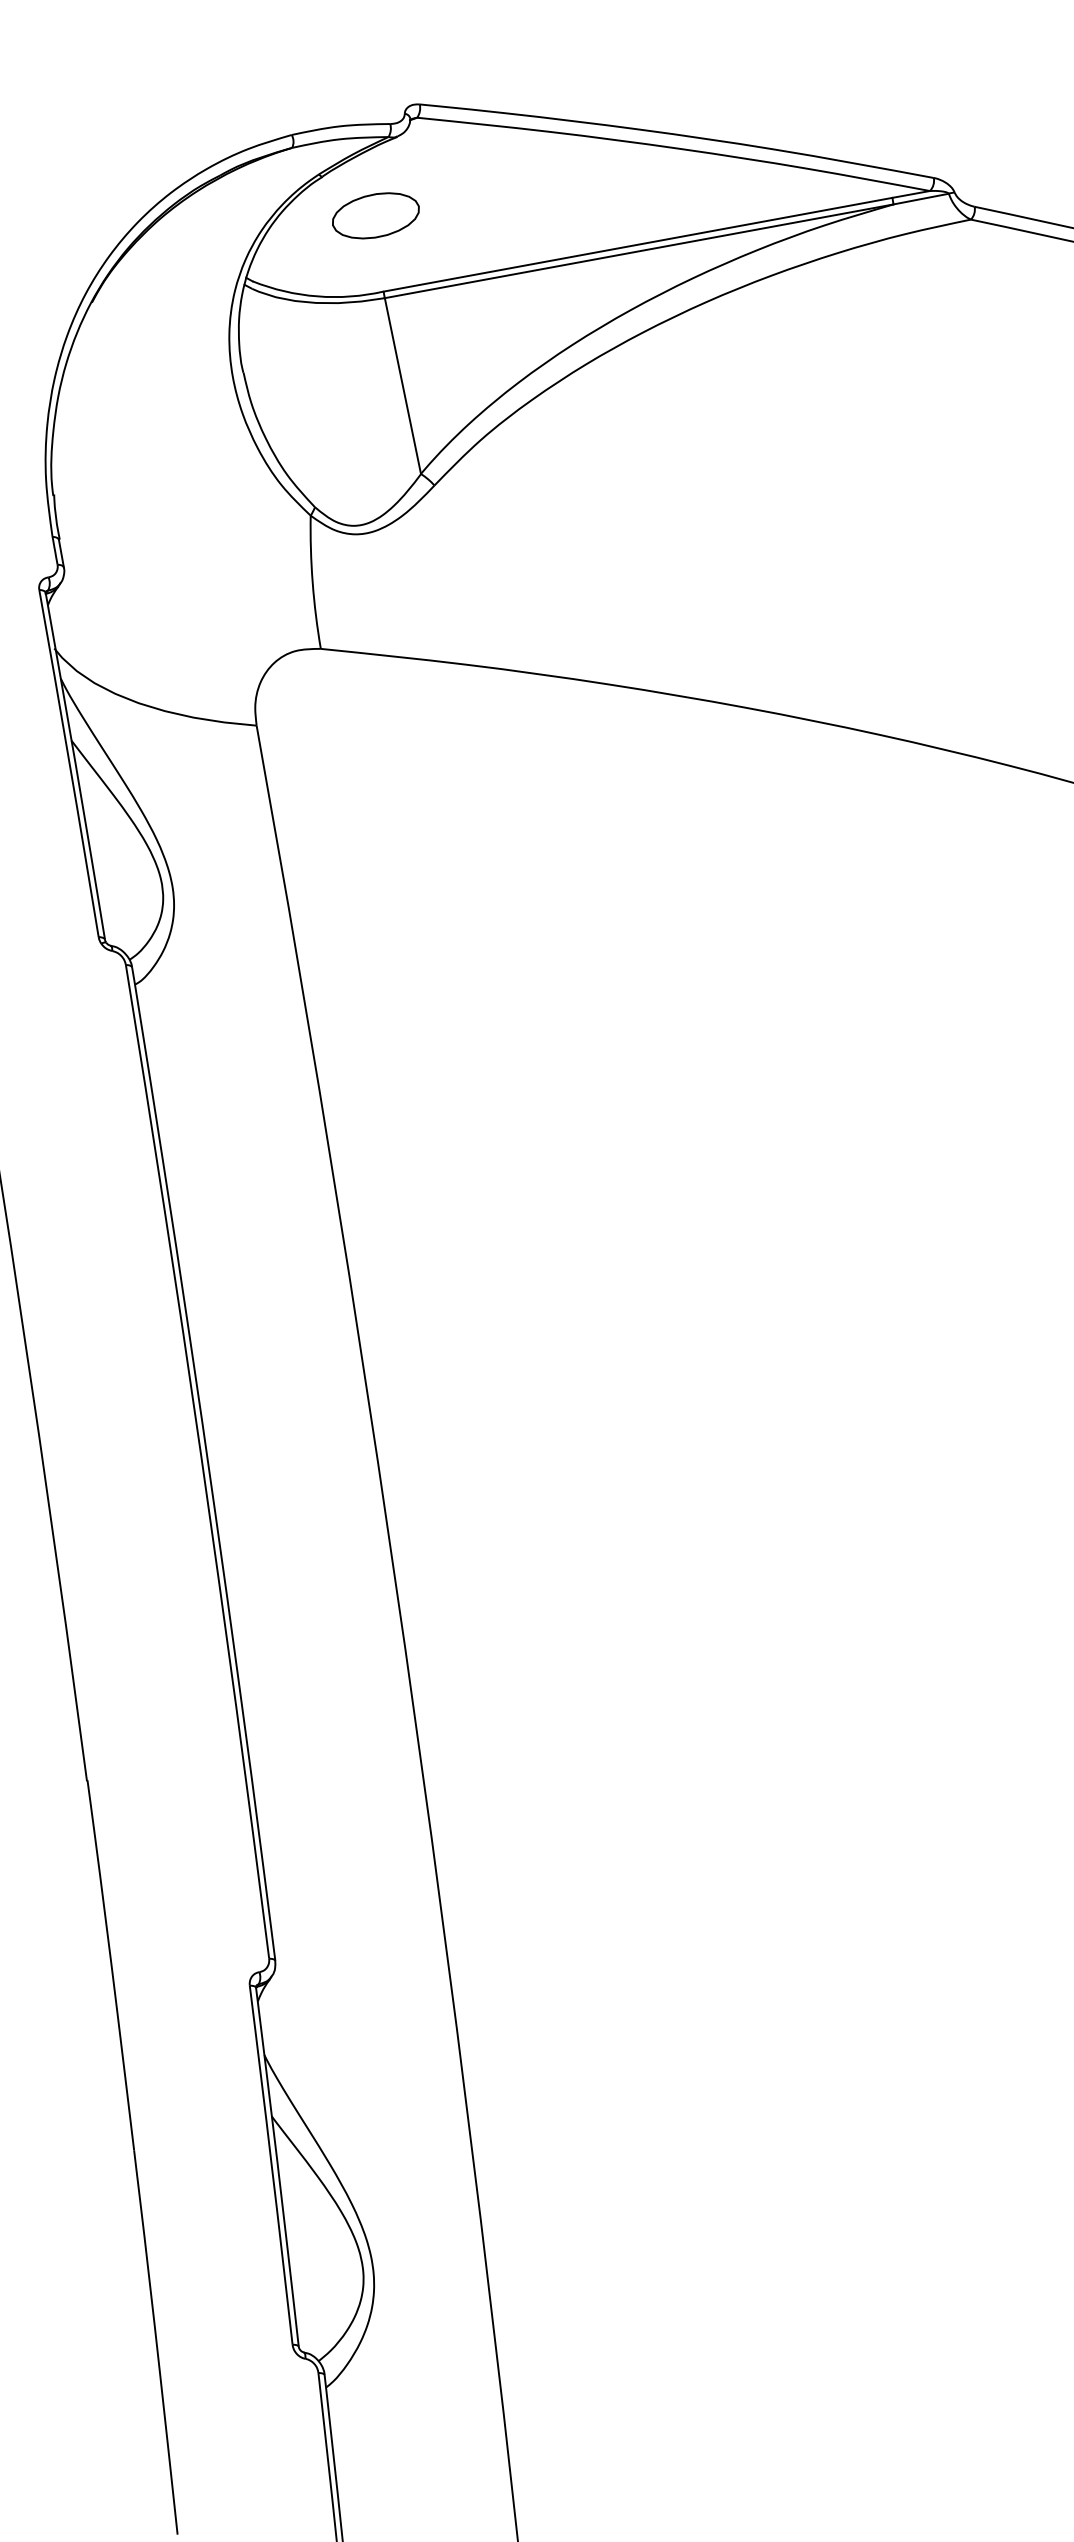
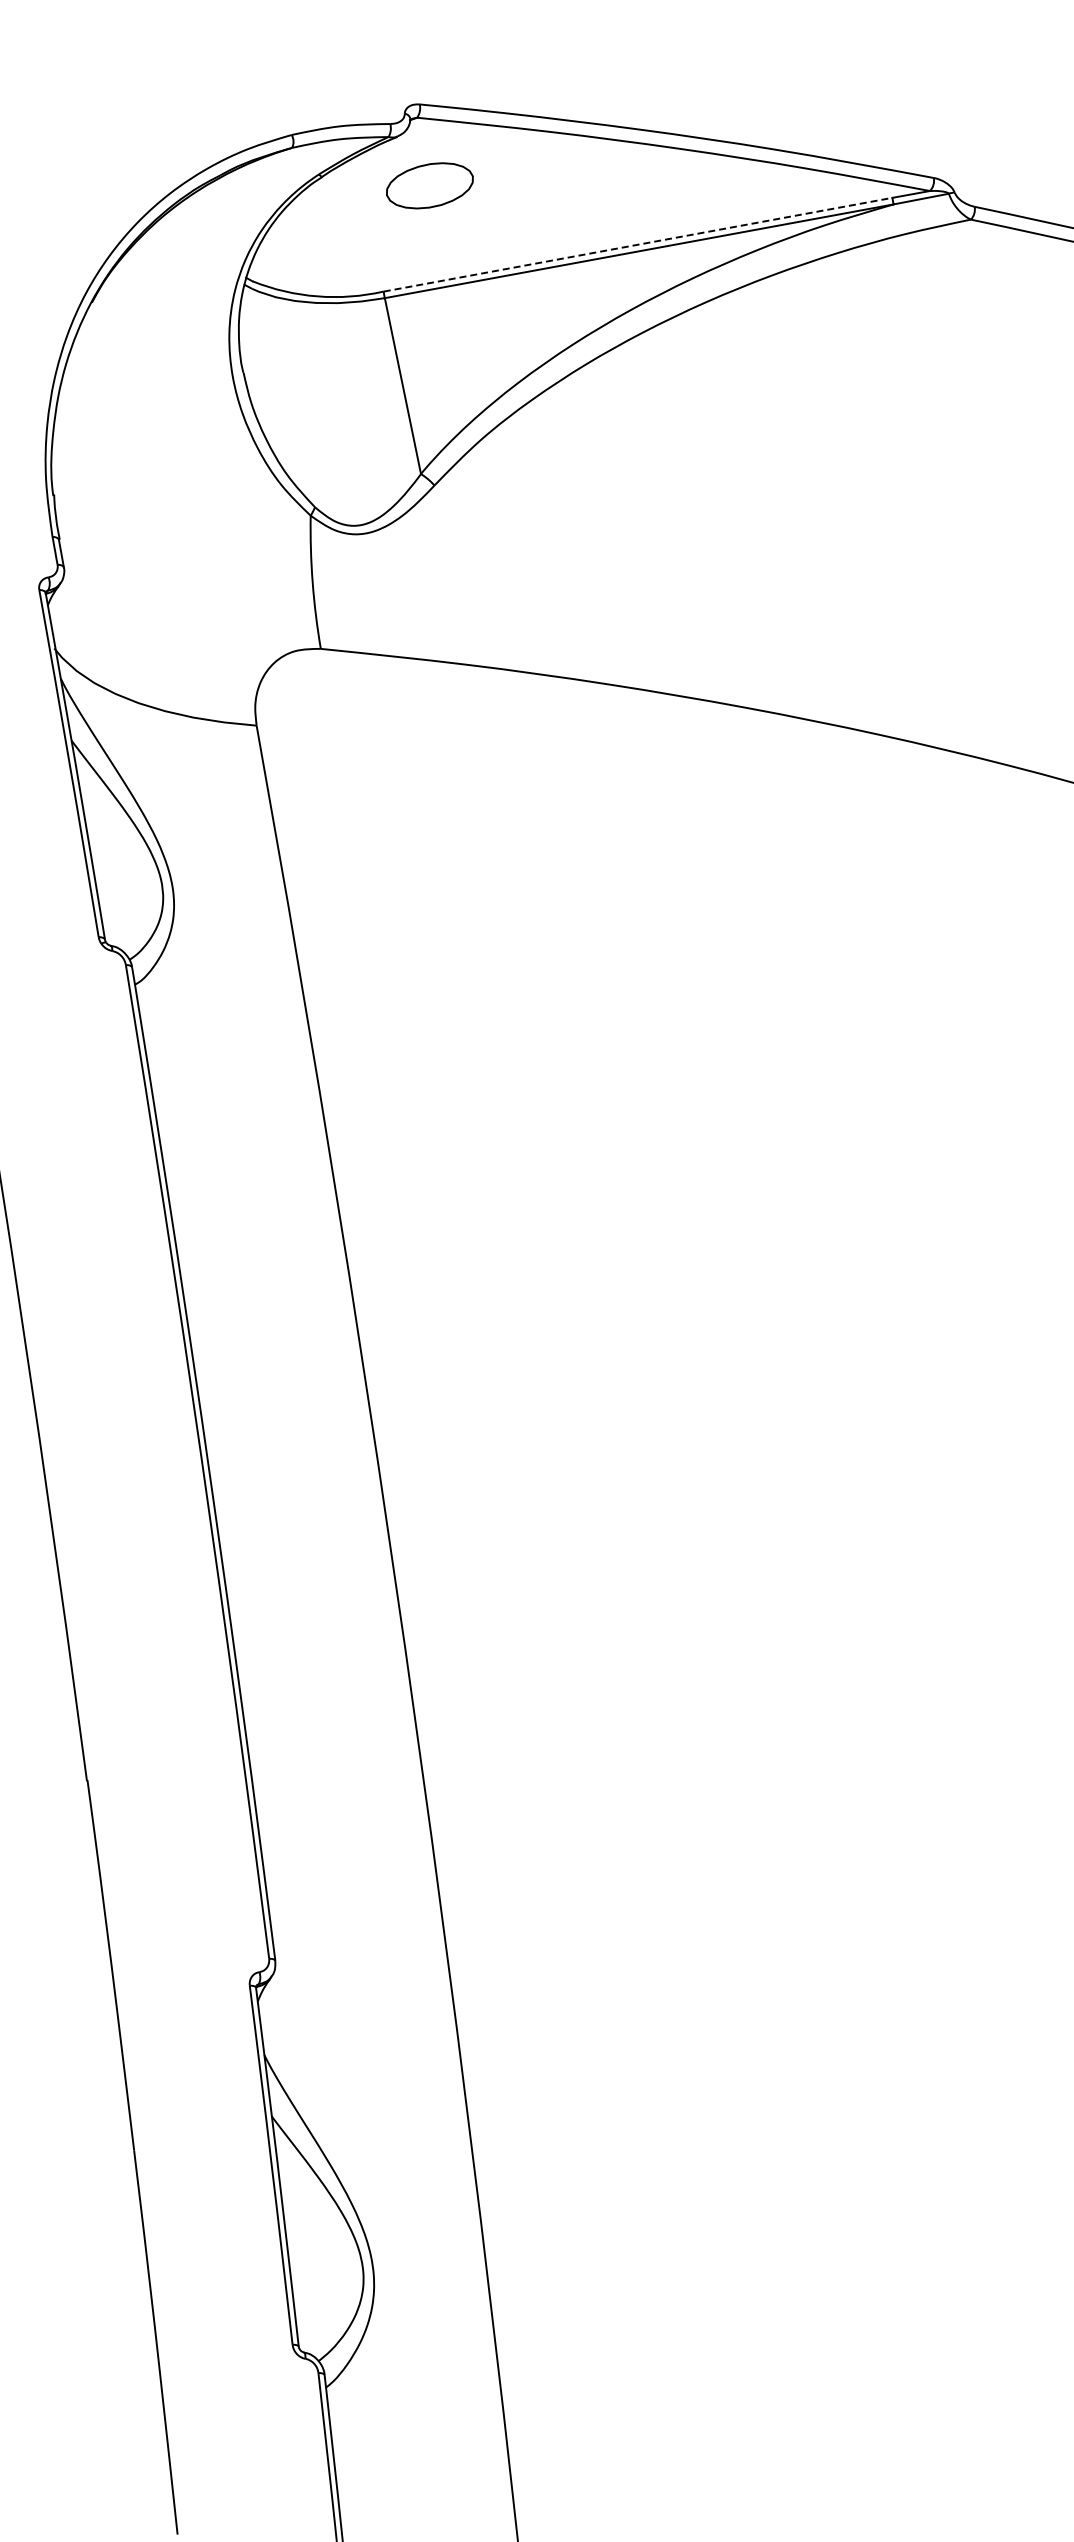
part position: (375, 215) -> (429, 185) (429, 185)
line: solid -> dashed (638, 244)
